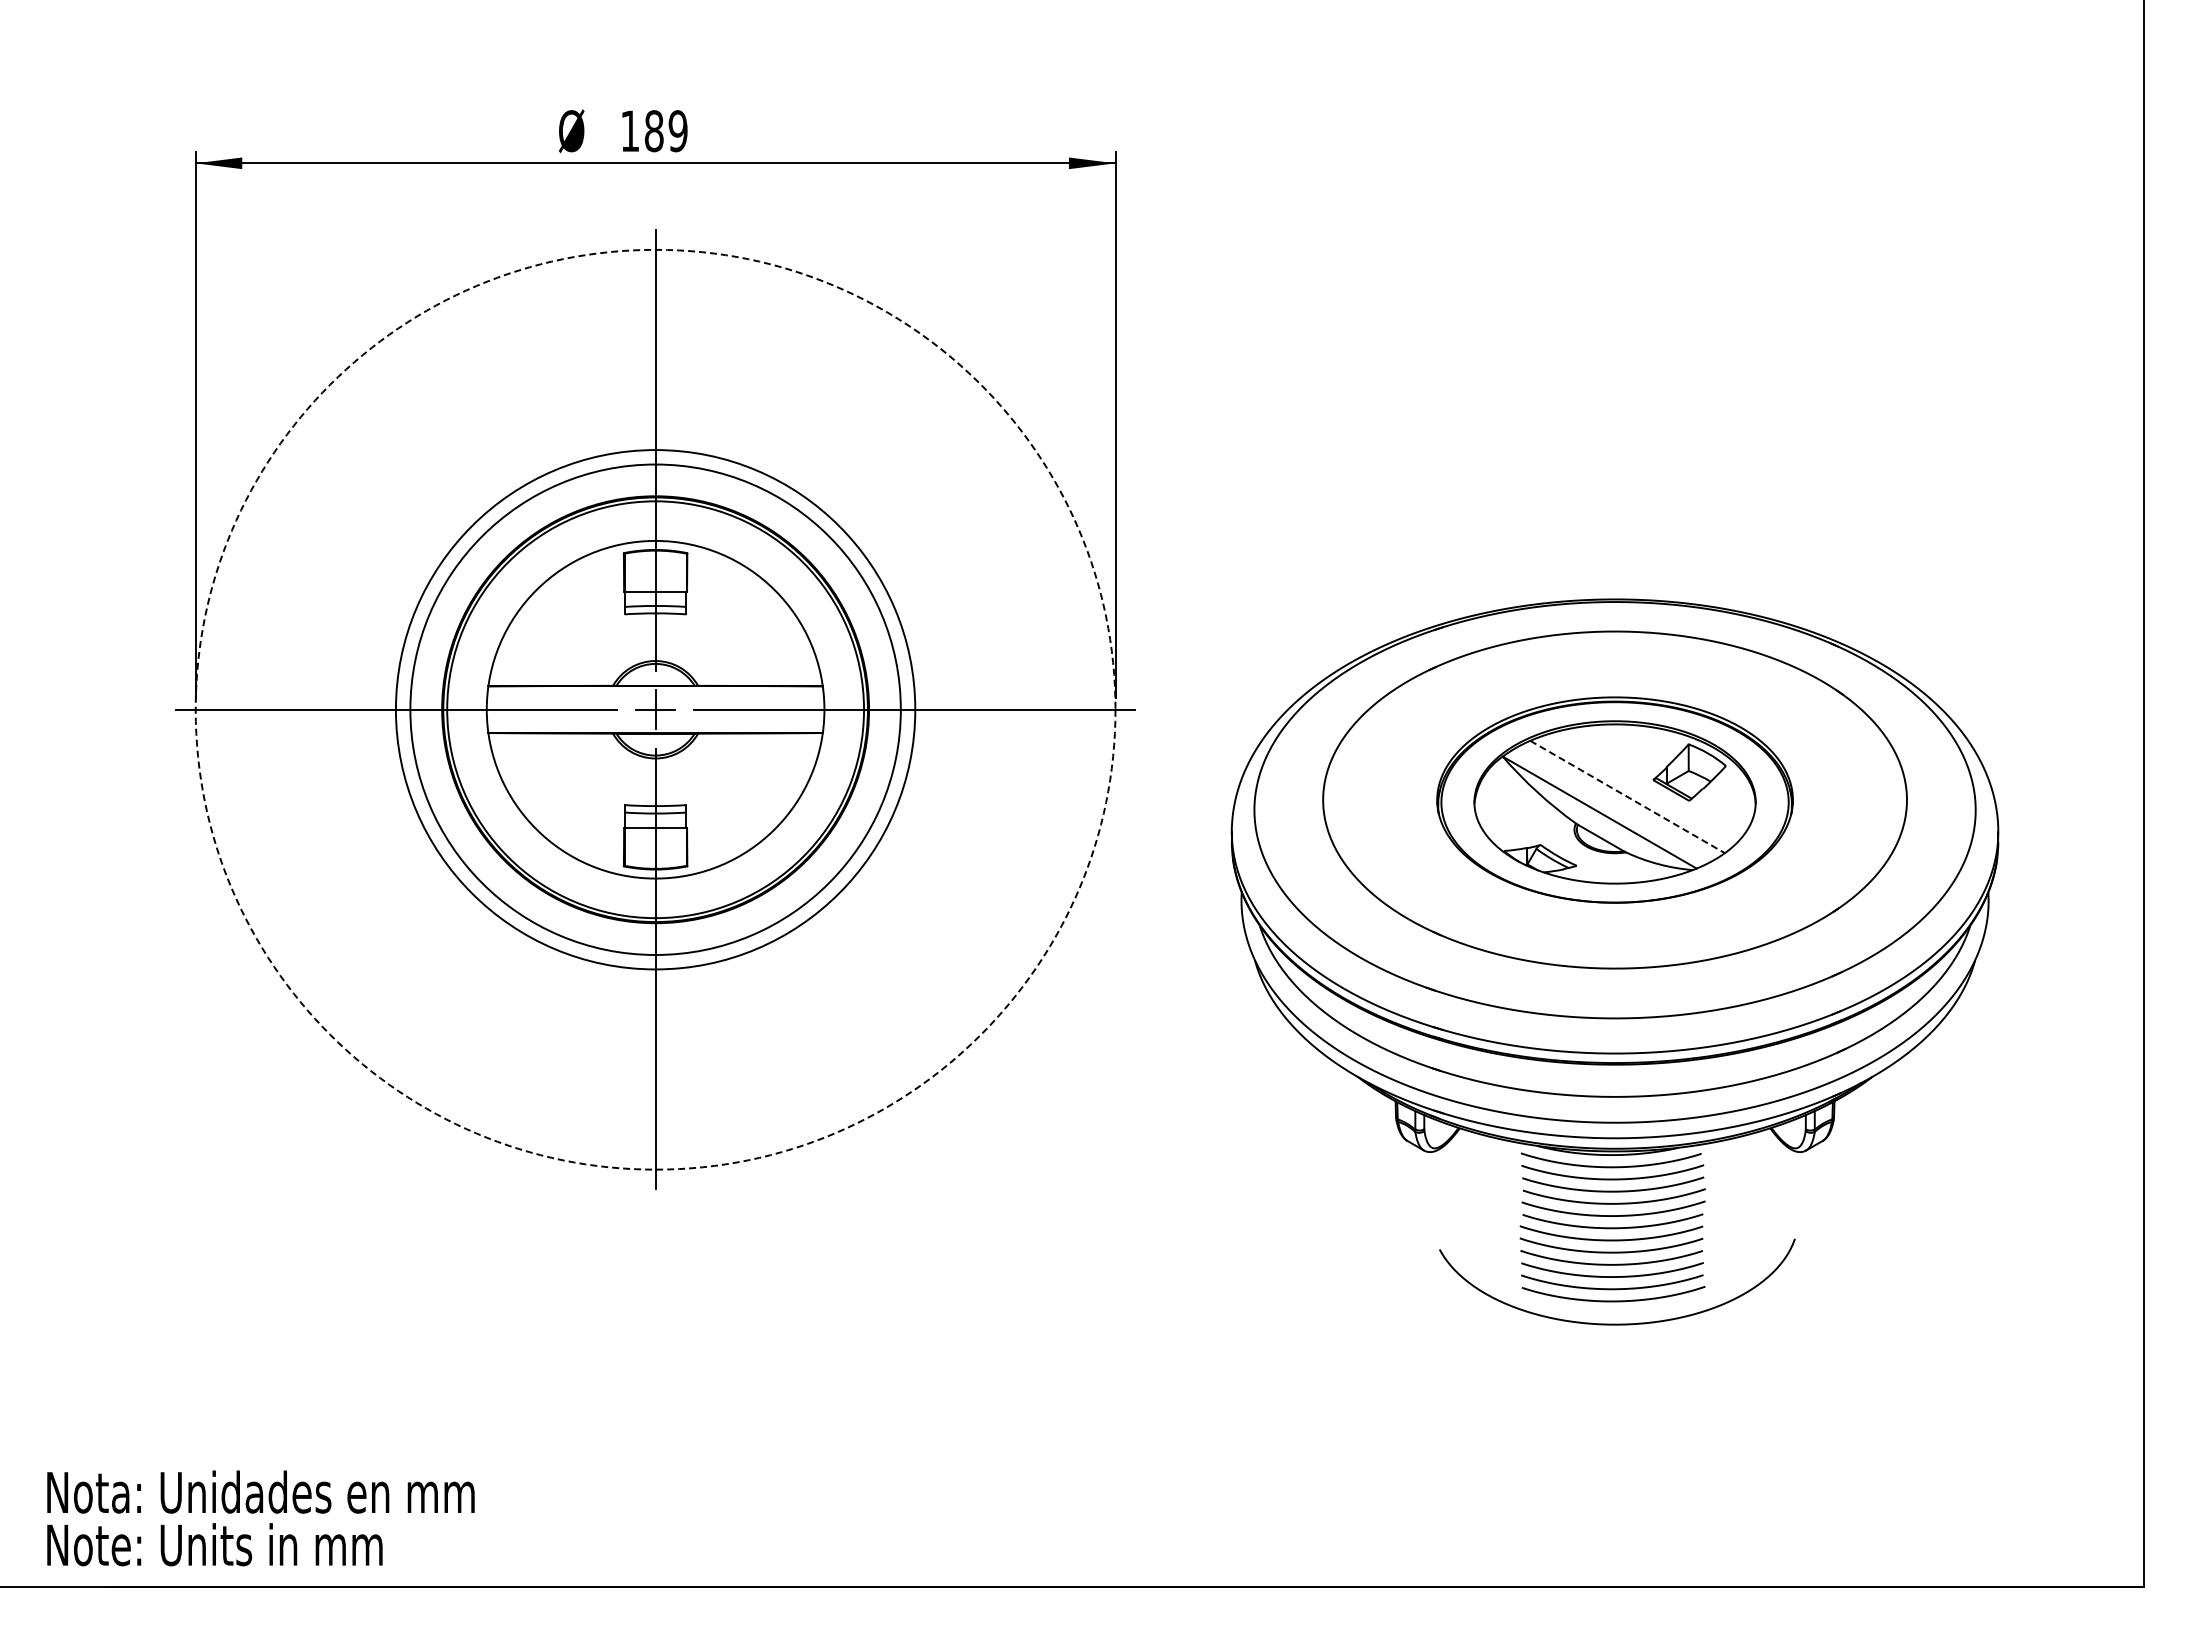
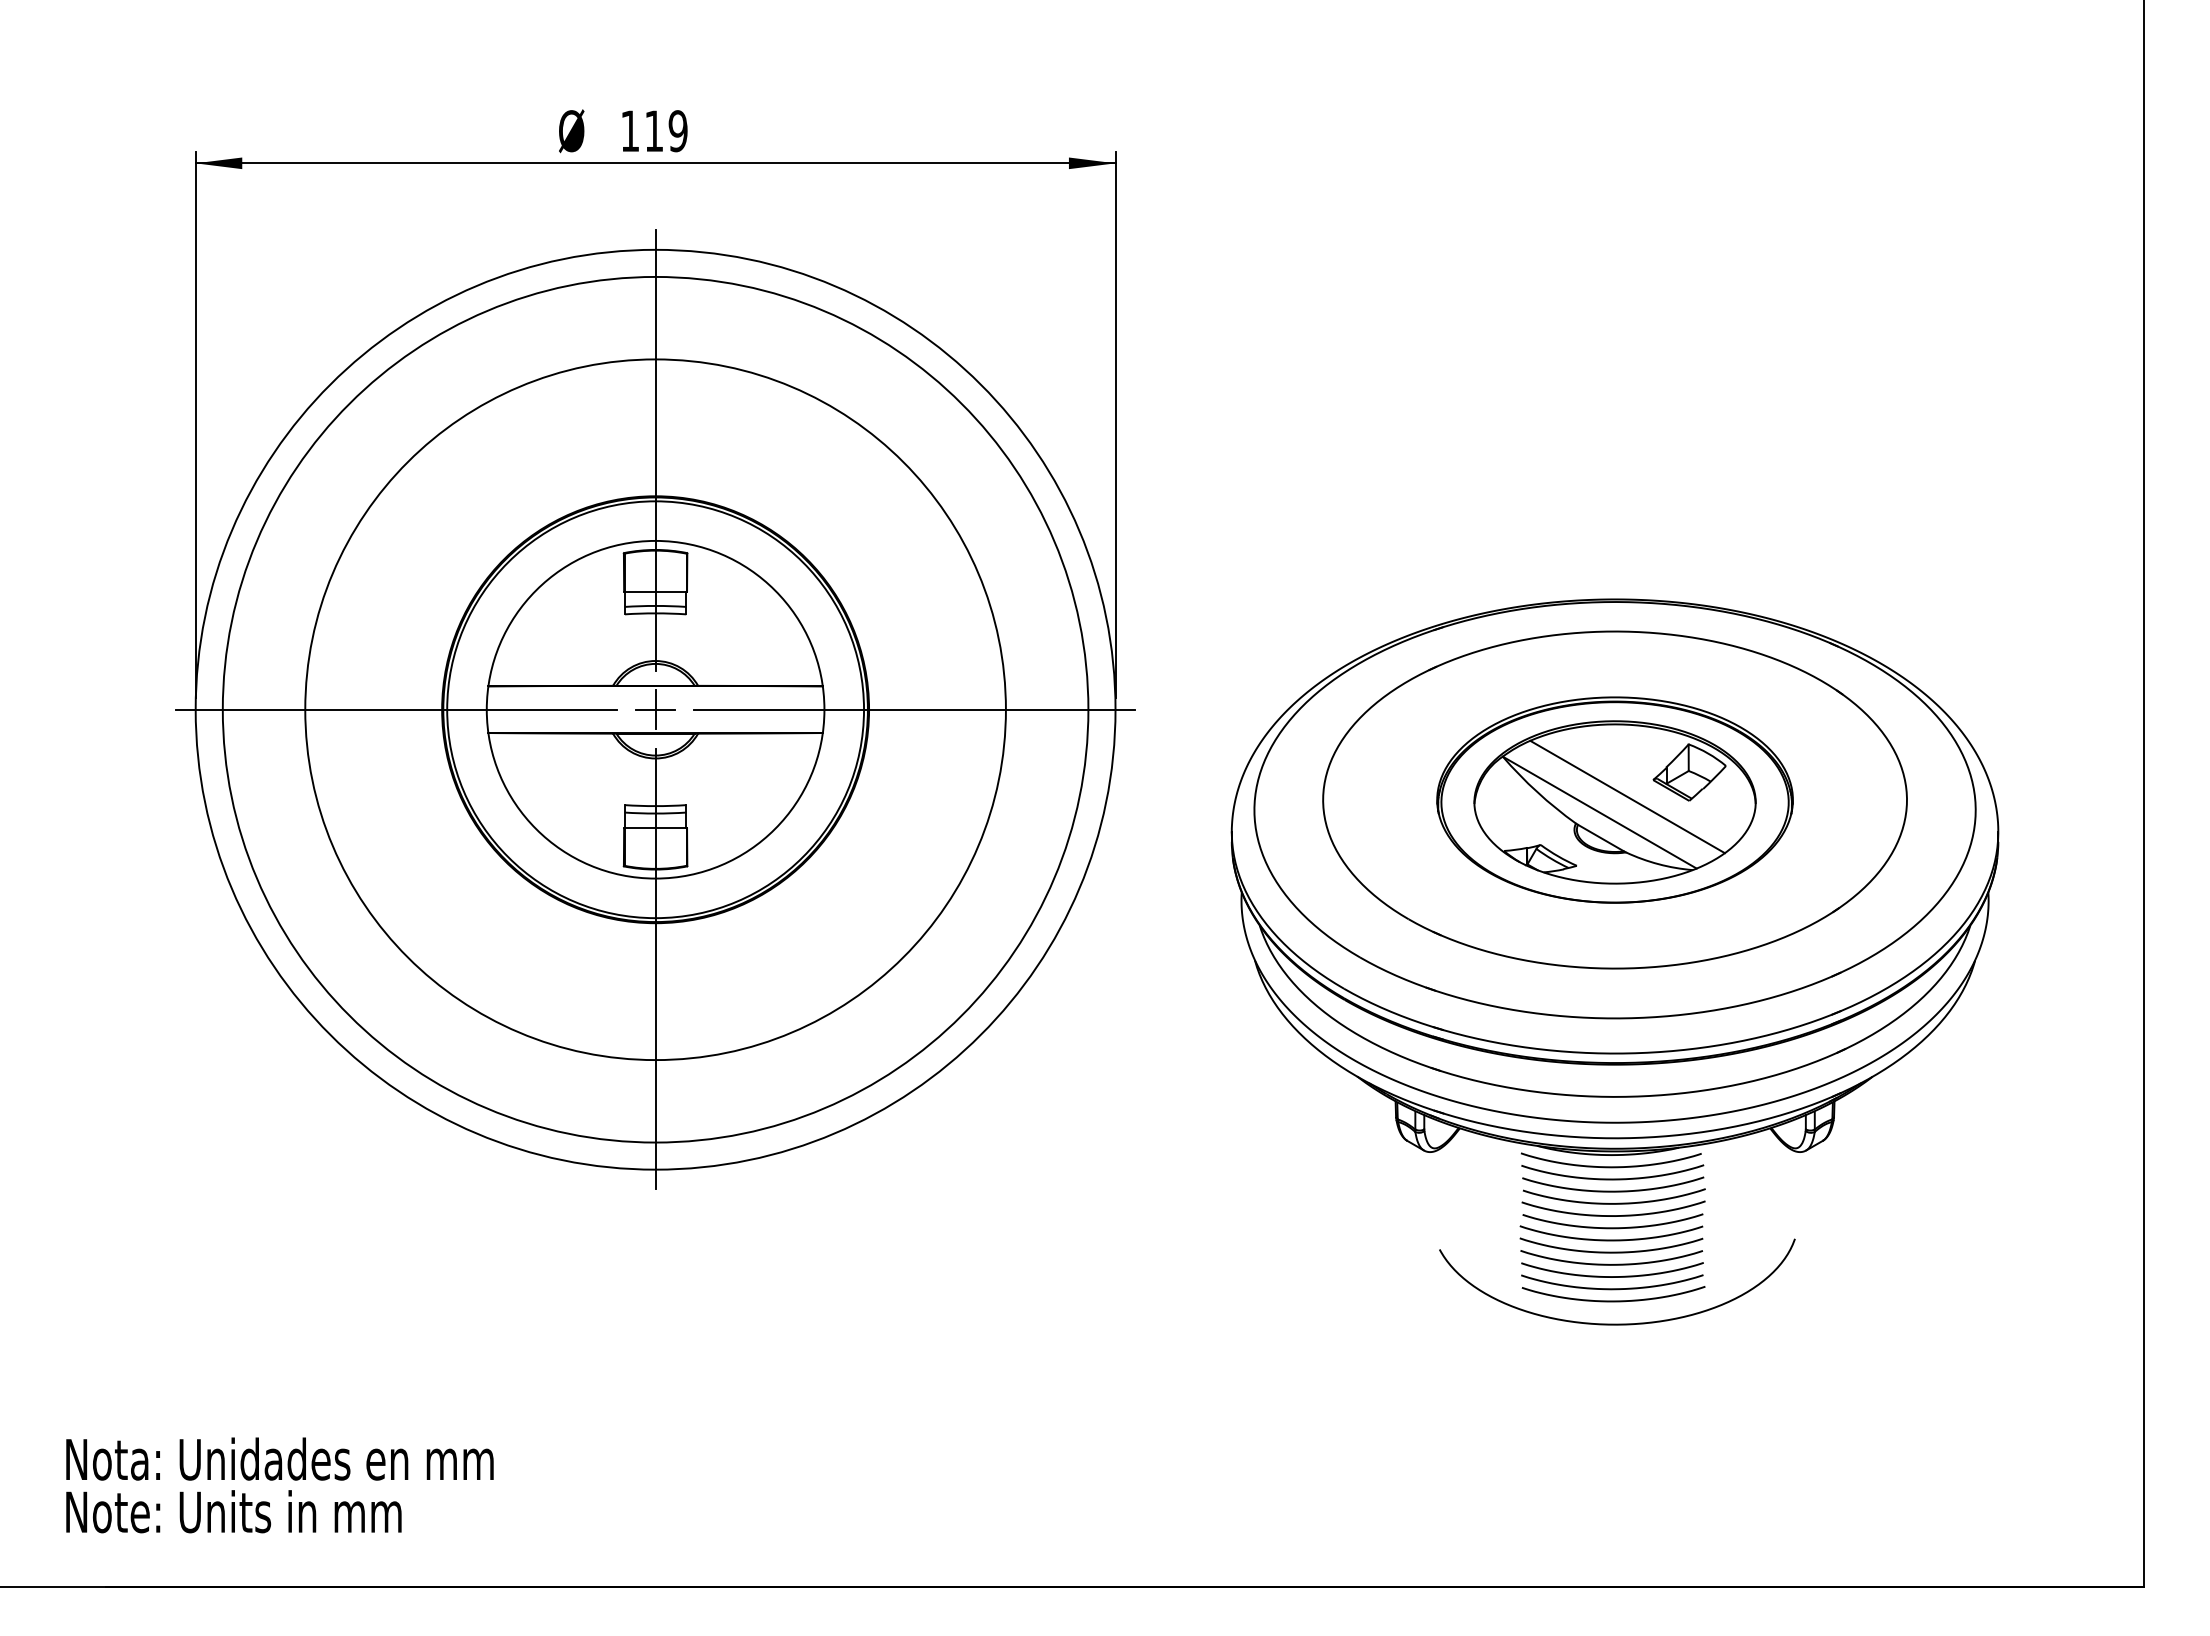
text: 189 -> 119 (654, 131)
circle diameter: 490 px -> 701 px (655, 709)
circle diameter: 519 px -> 866 px (655, 709)
circle: dashed -> solid (655, 709)
line: dashed -> solid (1628, 797)
text position: (260, 1518) -> (279, 1485) (279, 1485)
